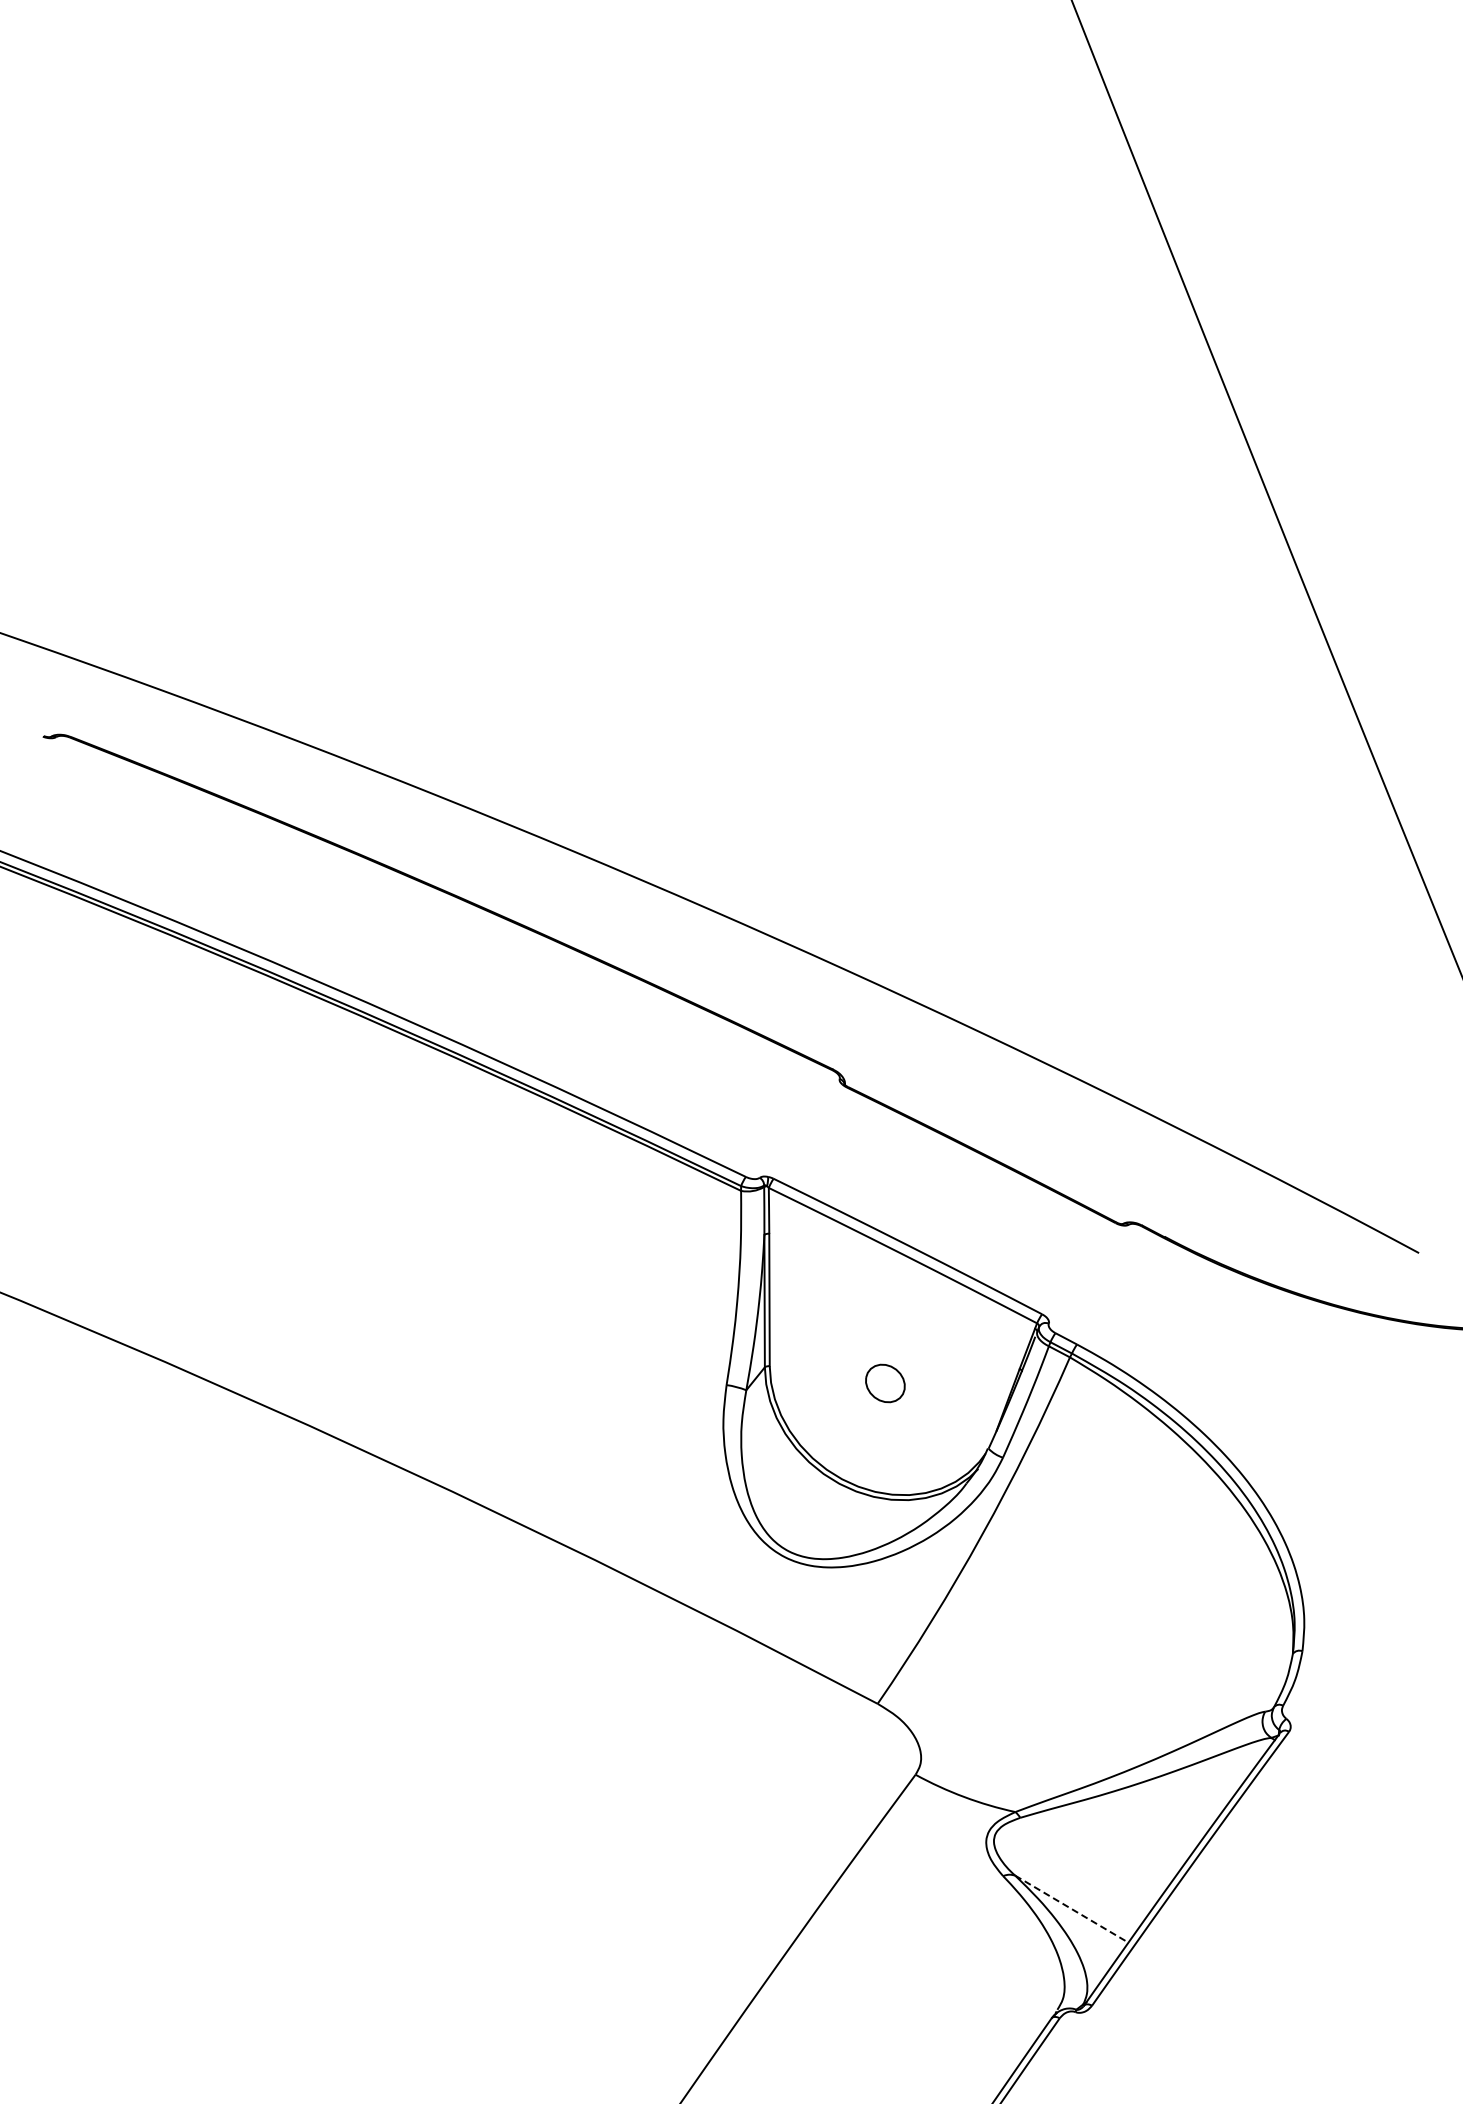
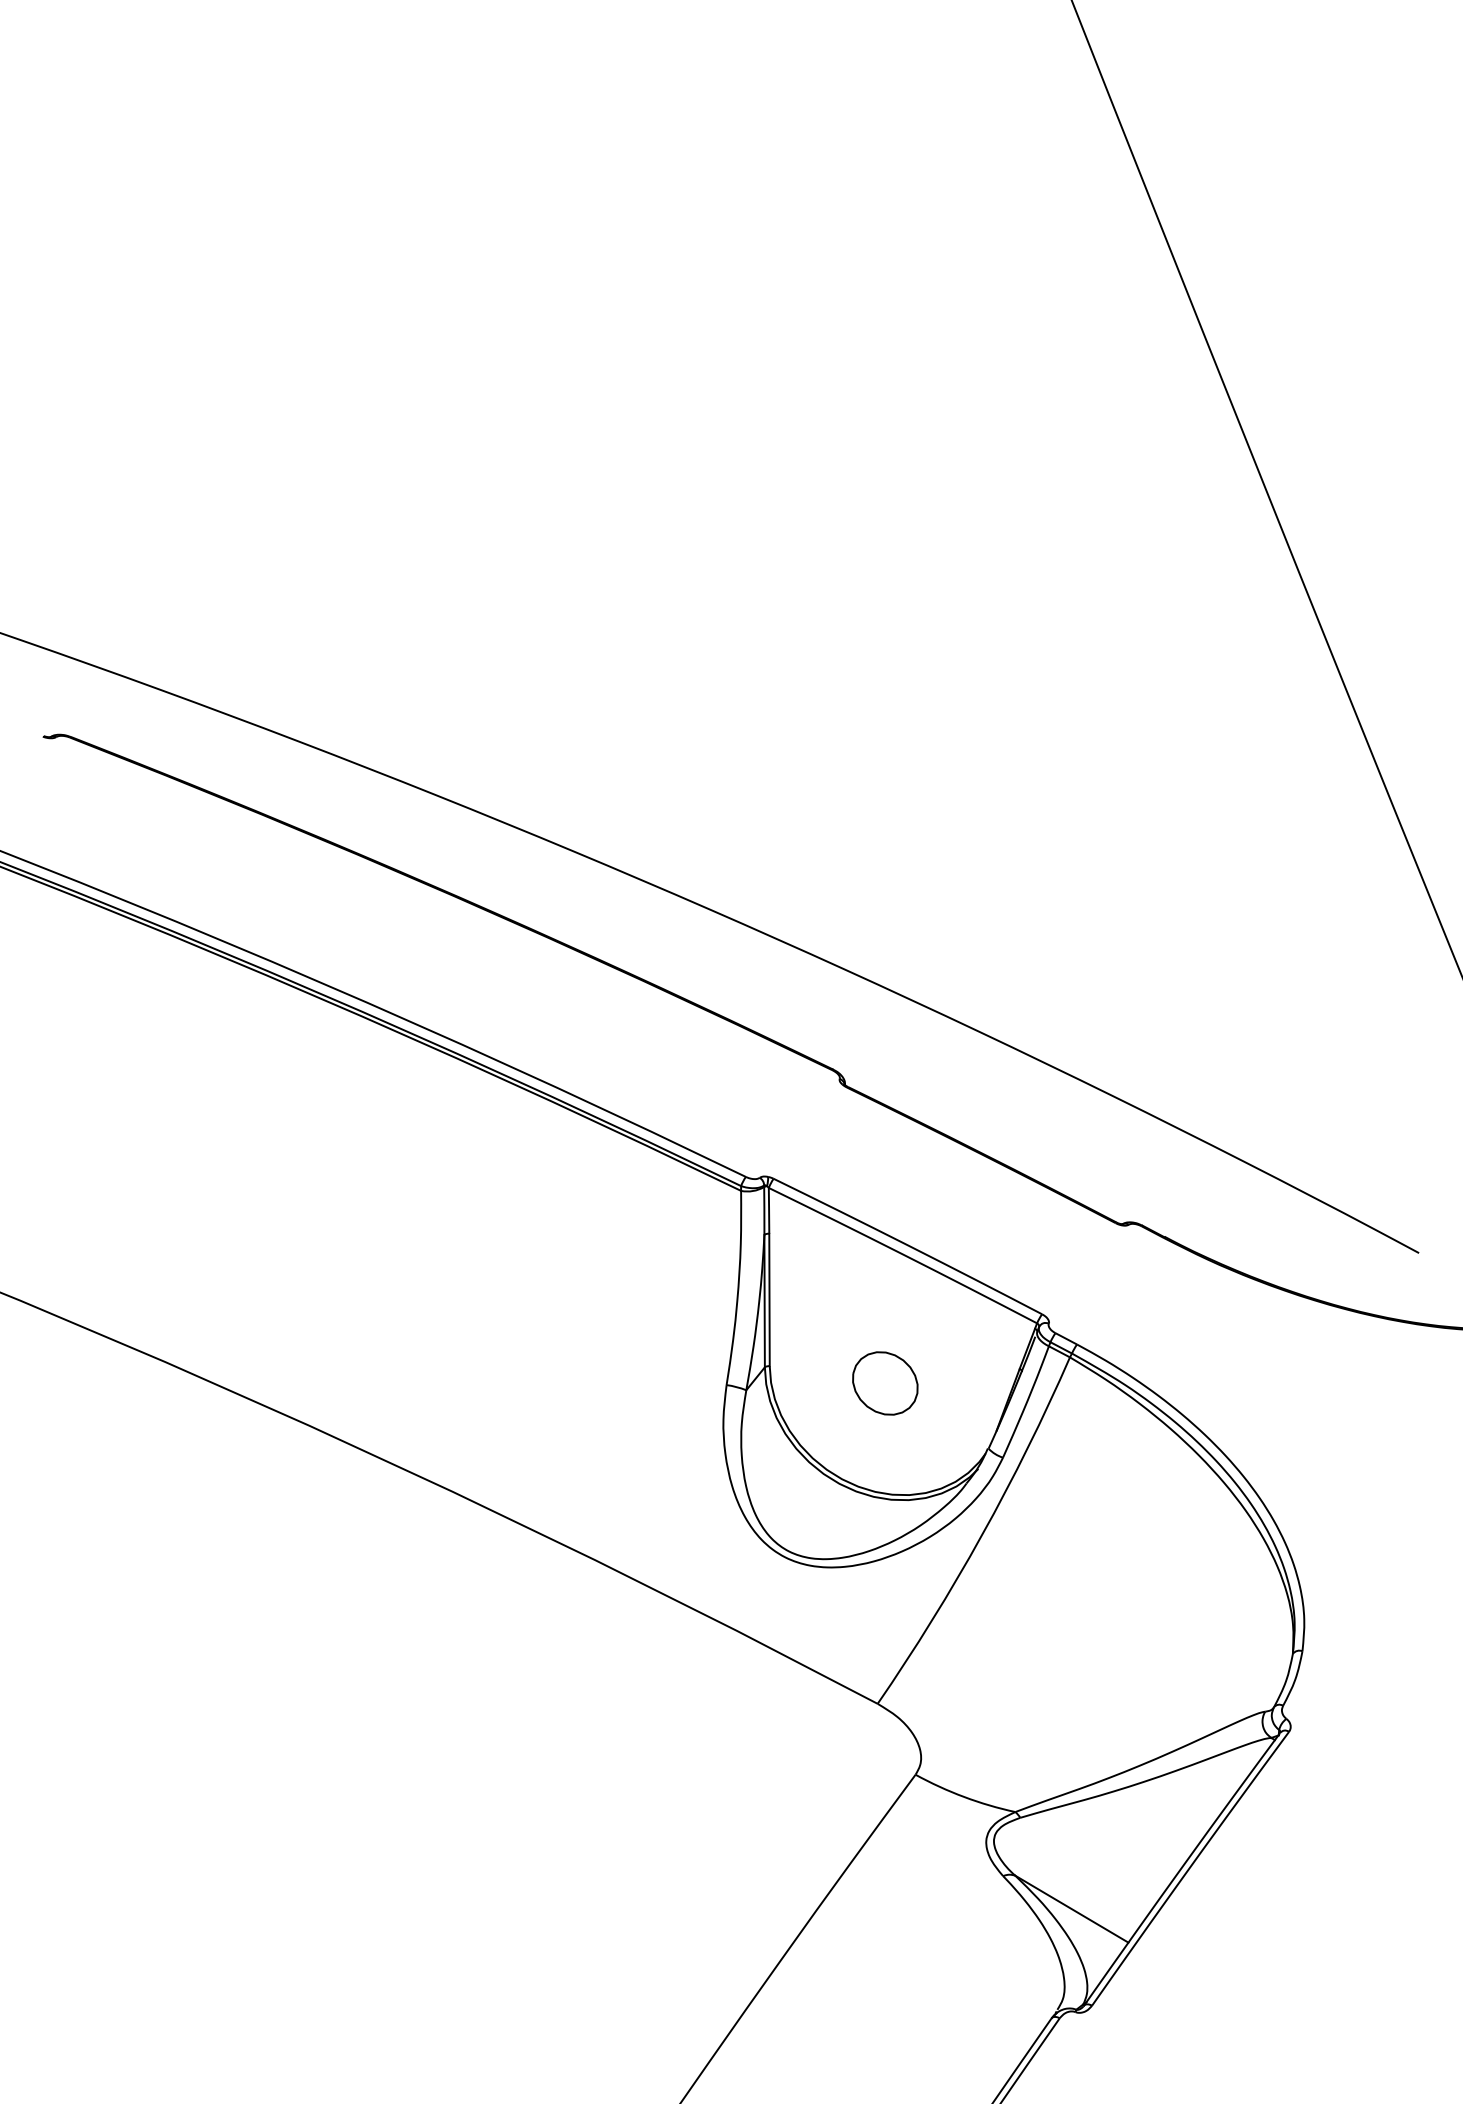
part size: 41x41 px -> 67x65 px (885, 1383)
line: dashed -> solid (1071, 1909)
